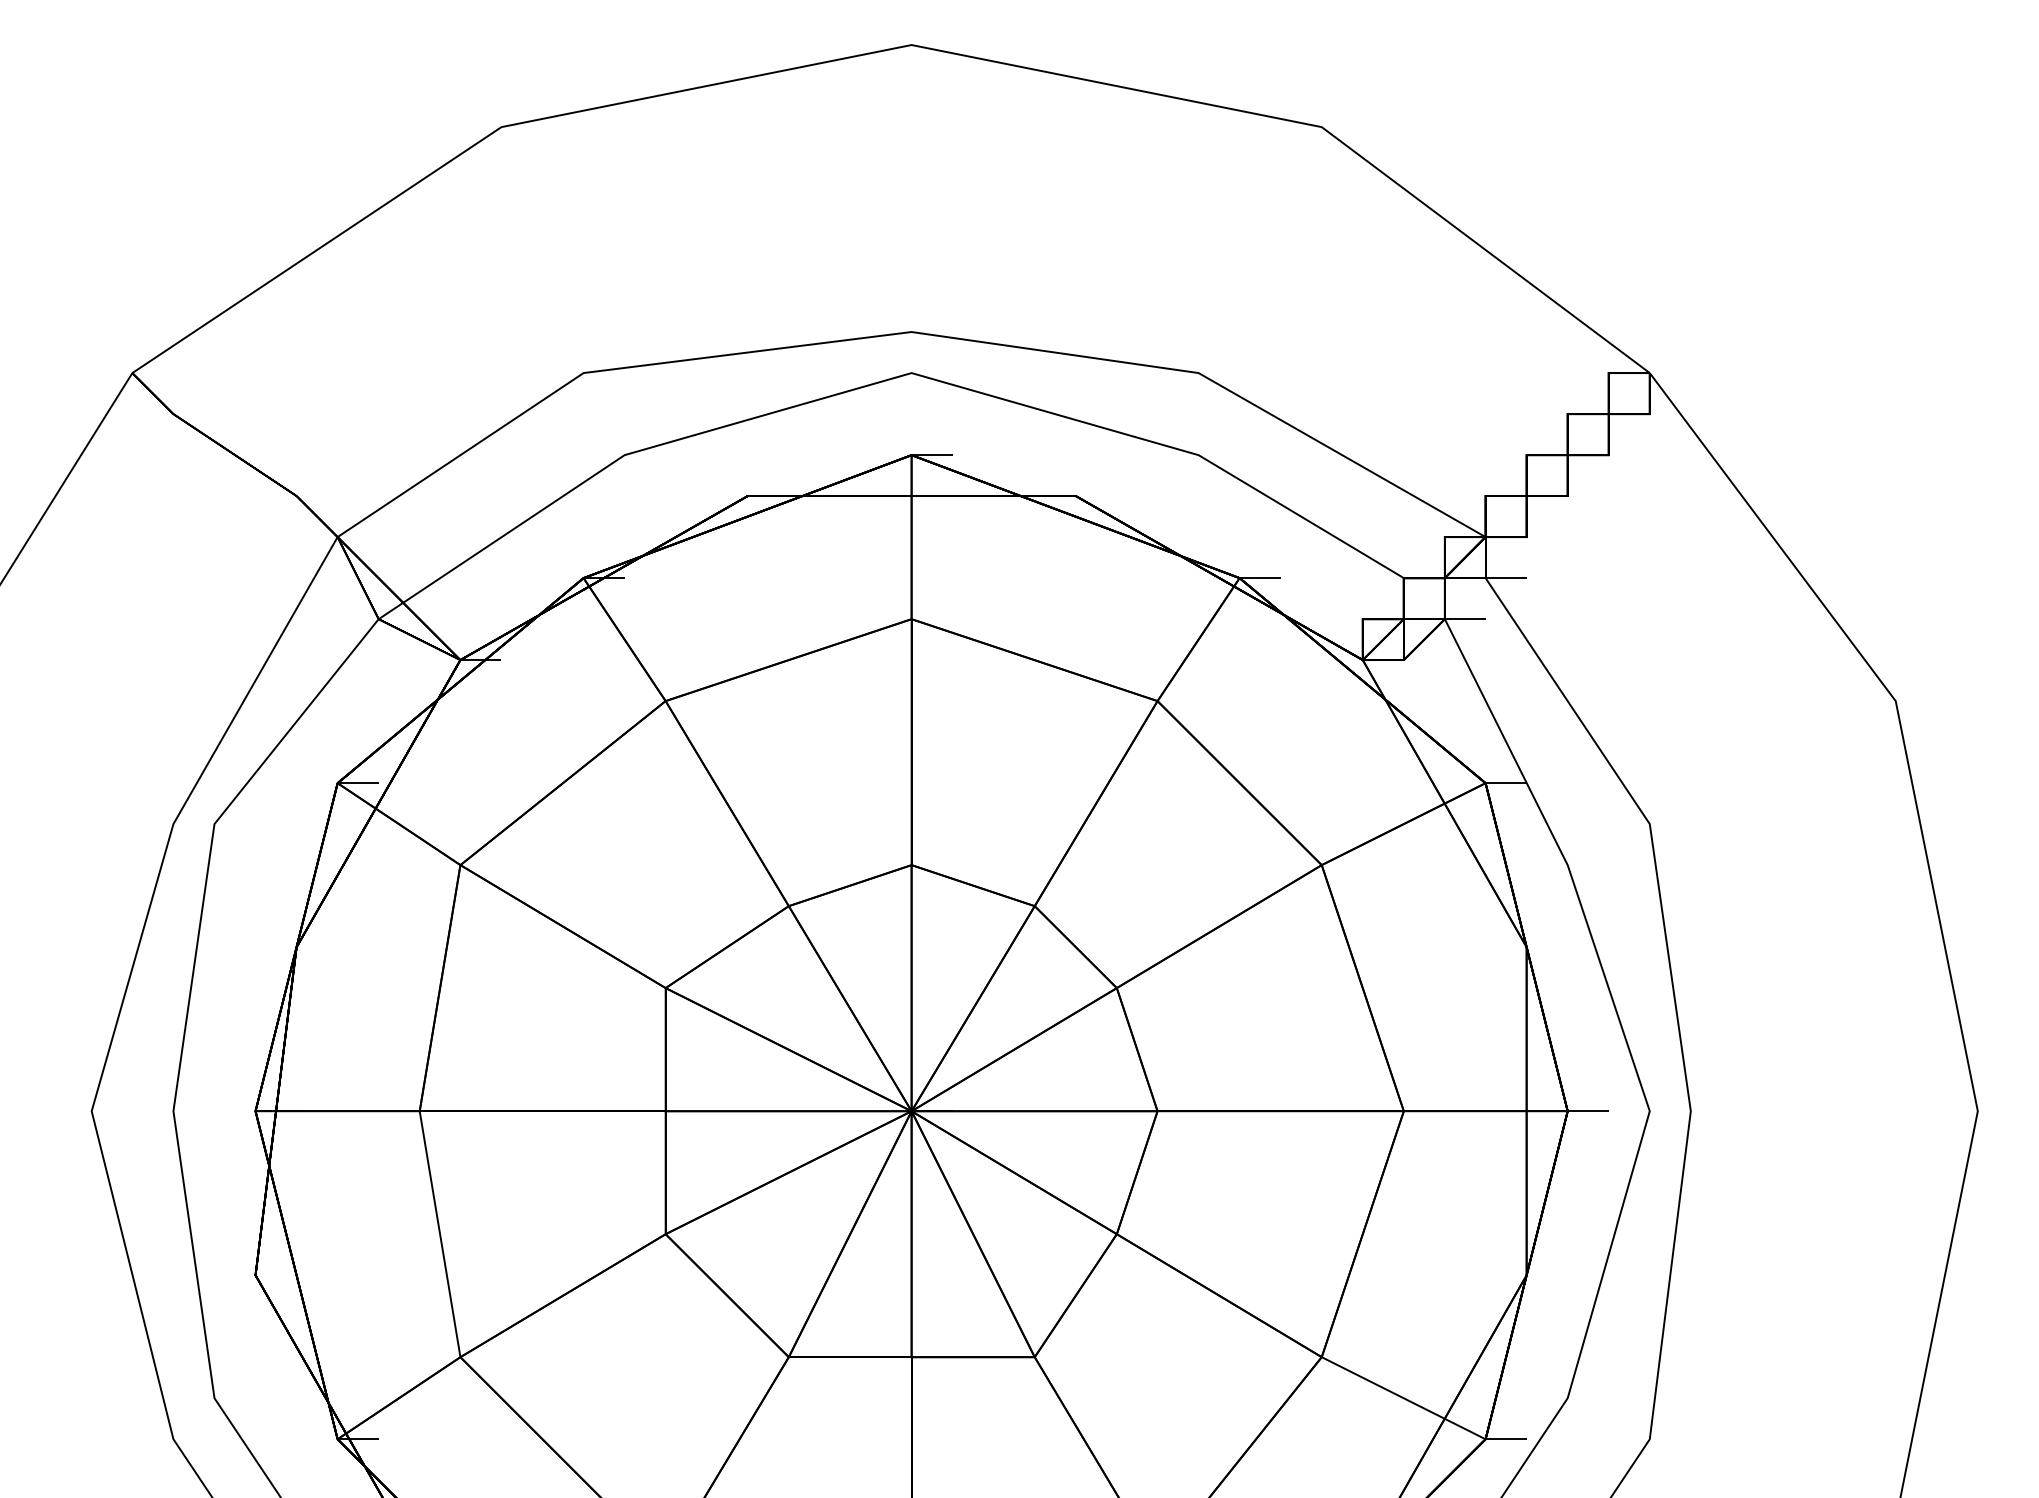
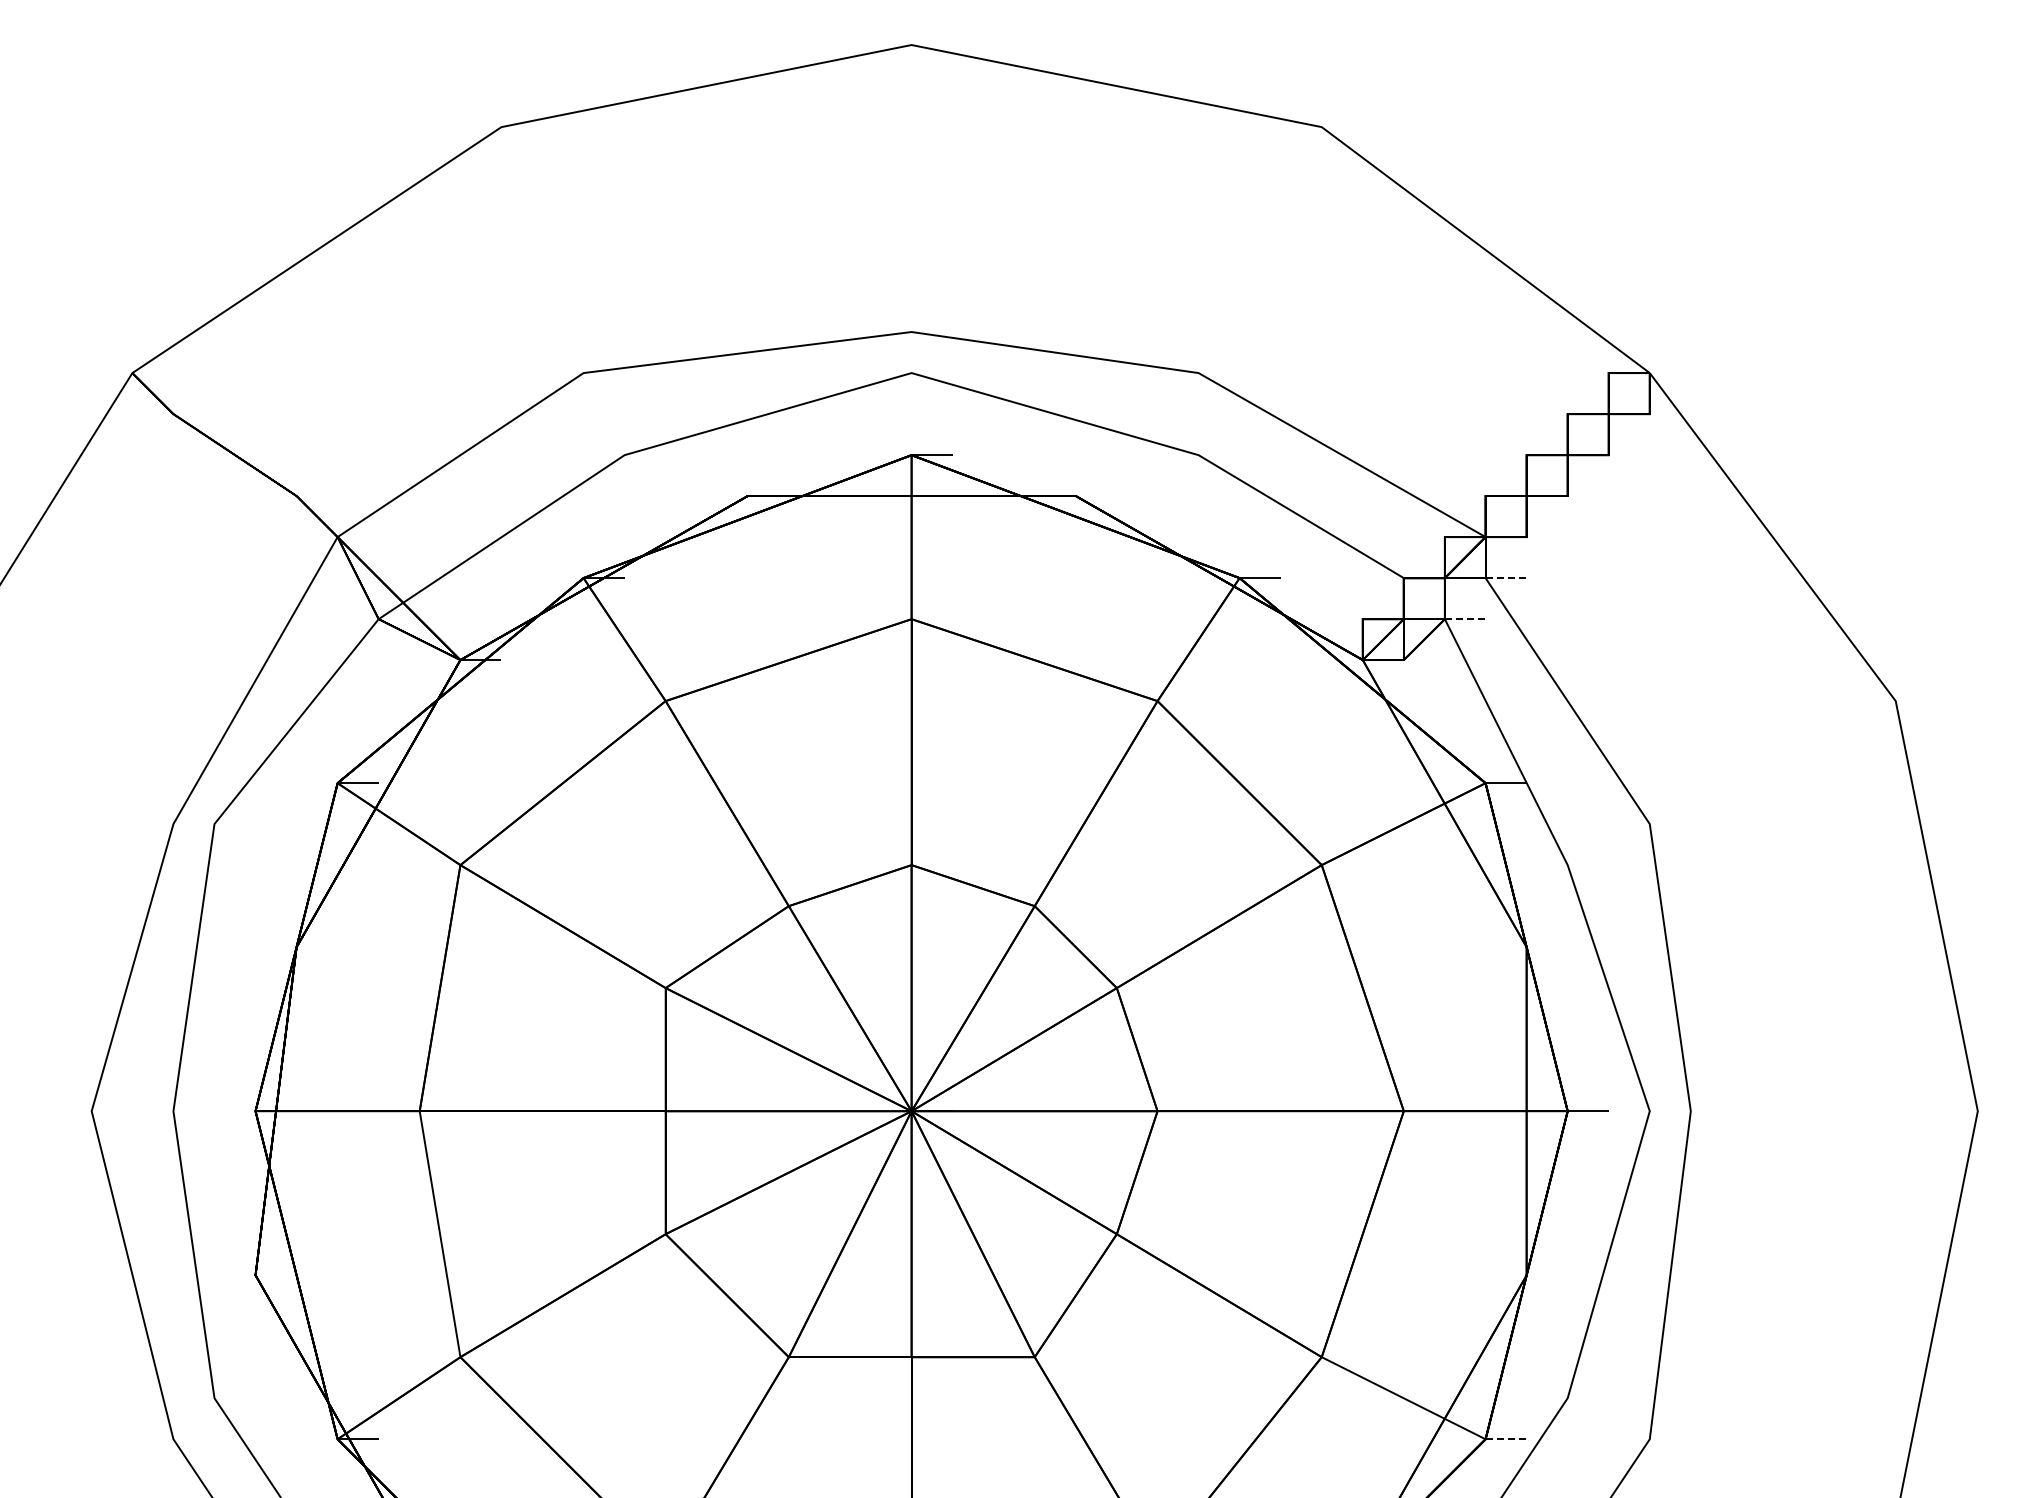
line: solid -> dashed (1506, 578)
line: solid -> dashed (1465, 619)
line: solid -> dashed (1506, 1439)
